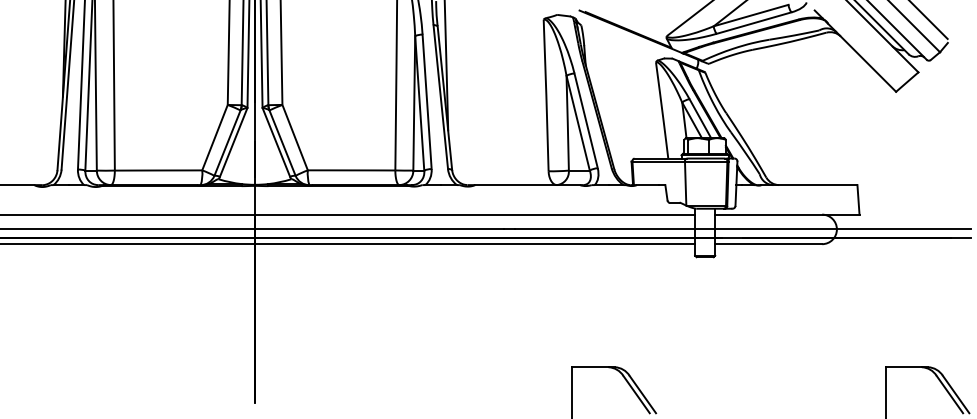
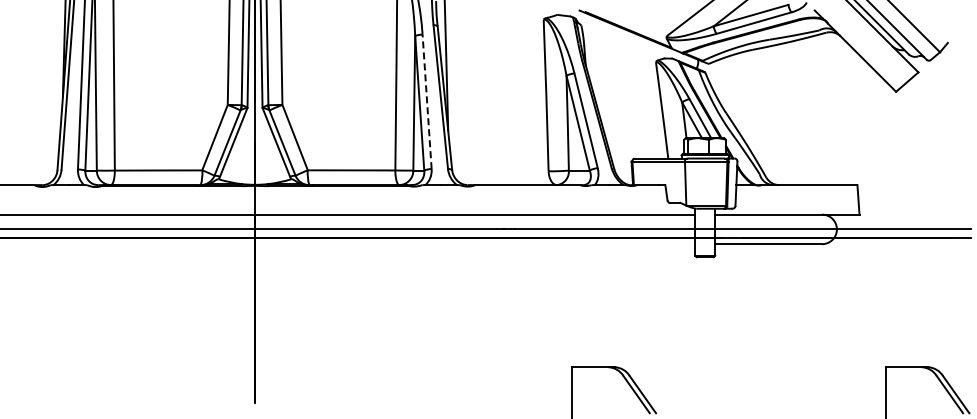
line: present -> none (928, 20)
line: solid -> dashed (427, 101)
line: present -> none (348, 244)
